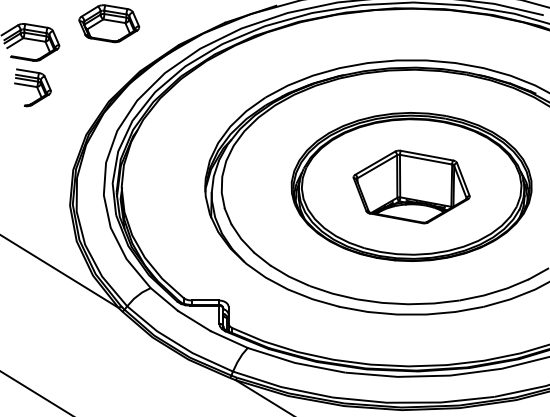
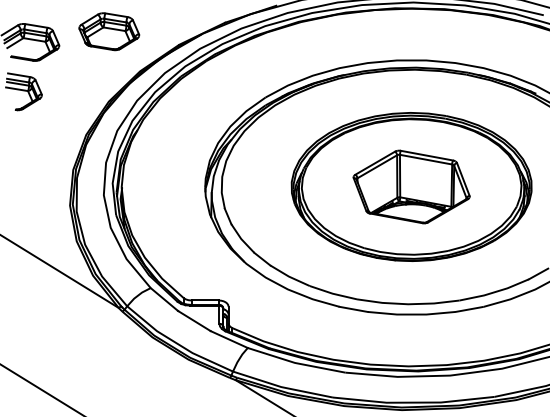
part position: (109, 23) -> (109, 31) (109, 31)
part position: (32, 87) -> (23, 91) (23, 91)
line position: (35, 392) -> (41, 389) (41, 389)
